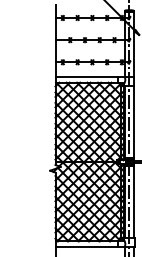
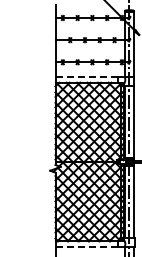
line: solid -> dashed (86, 77)
line: solid -> dashed (86, 246)
